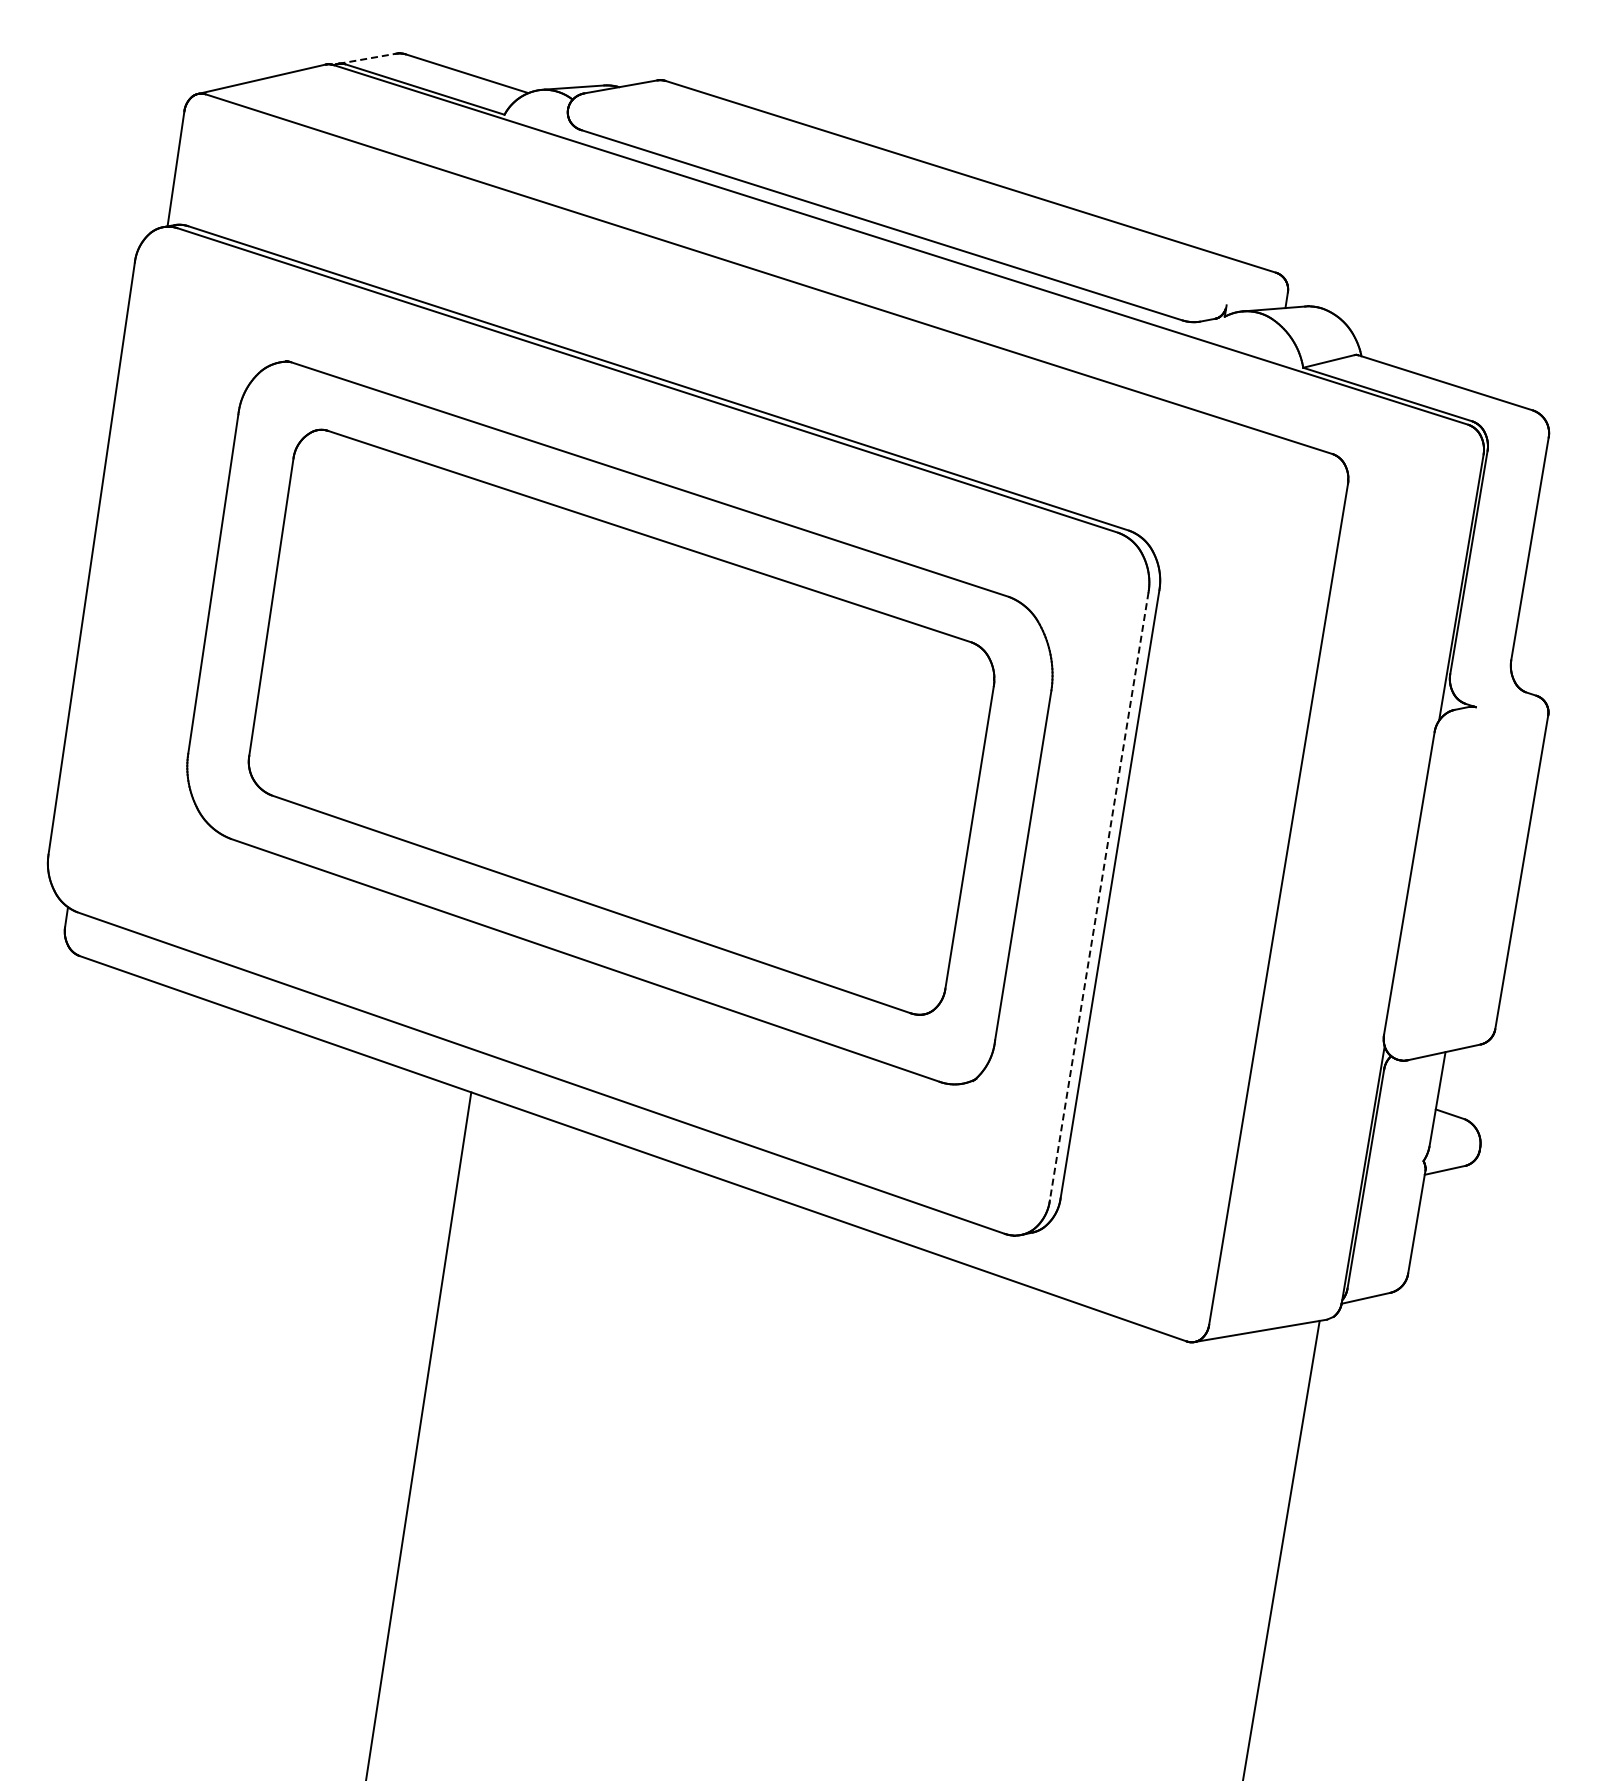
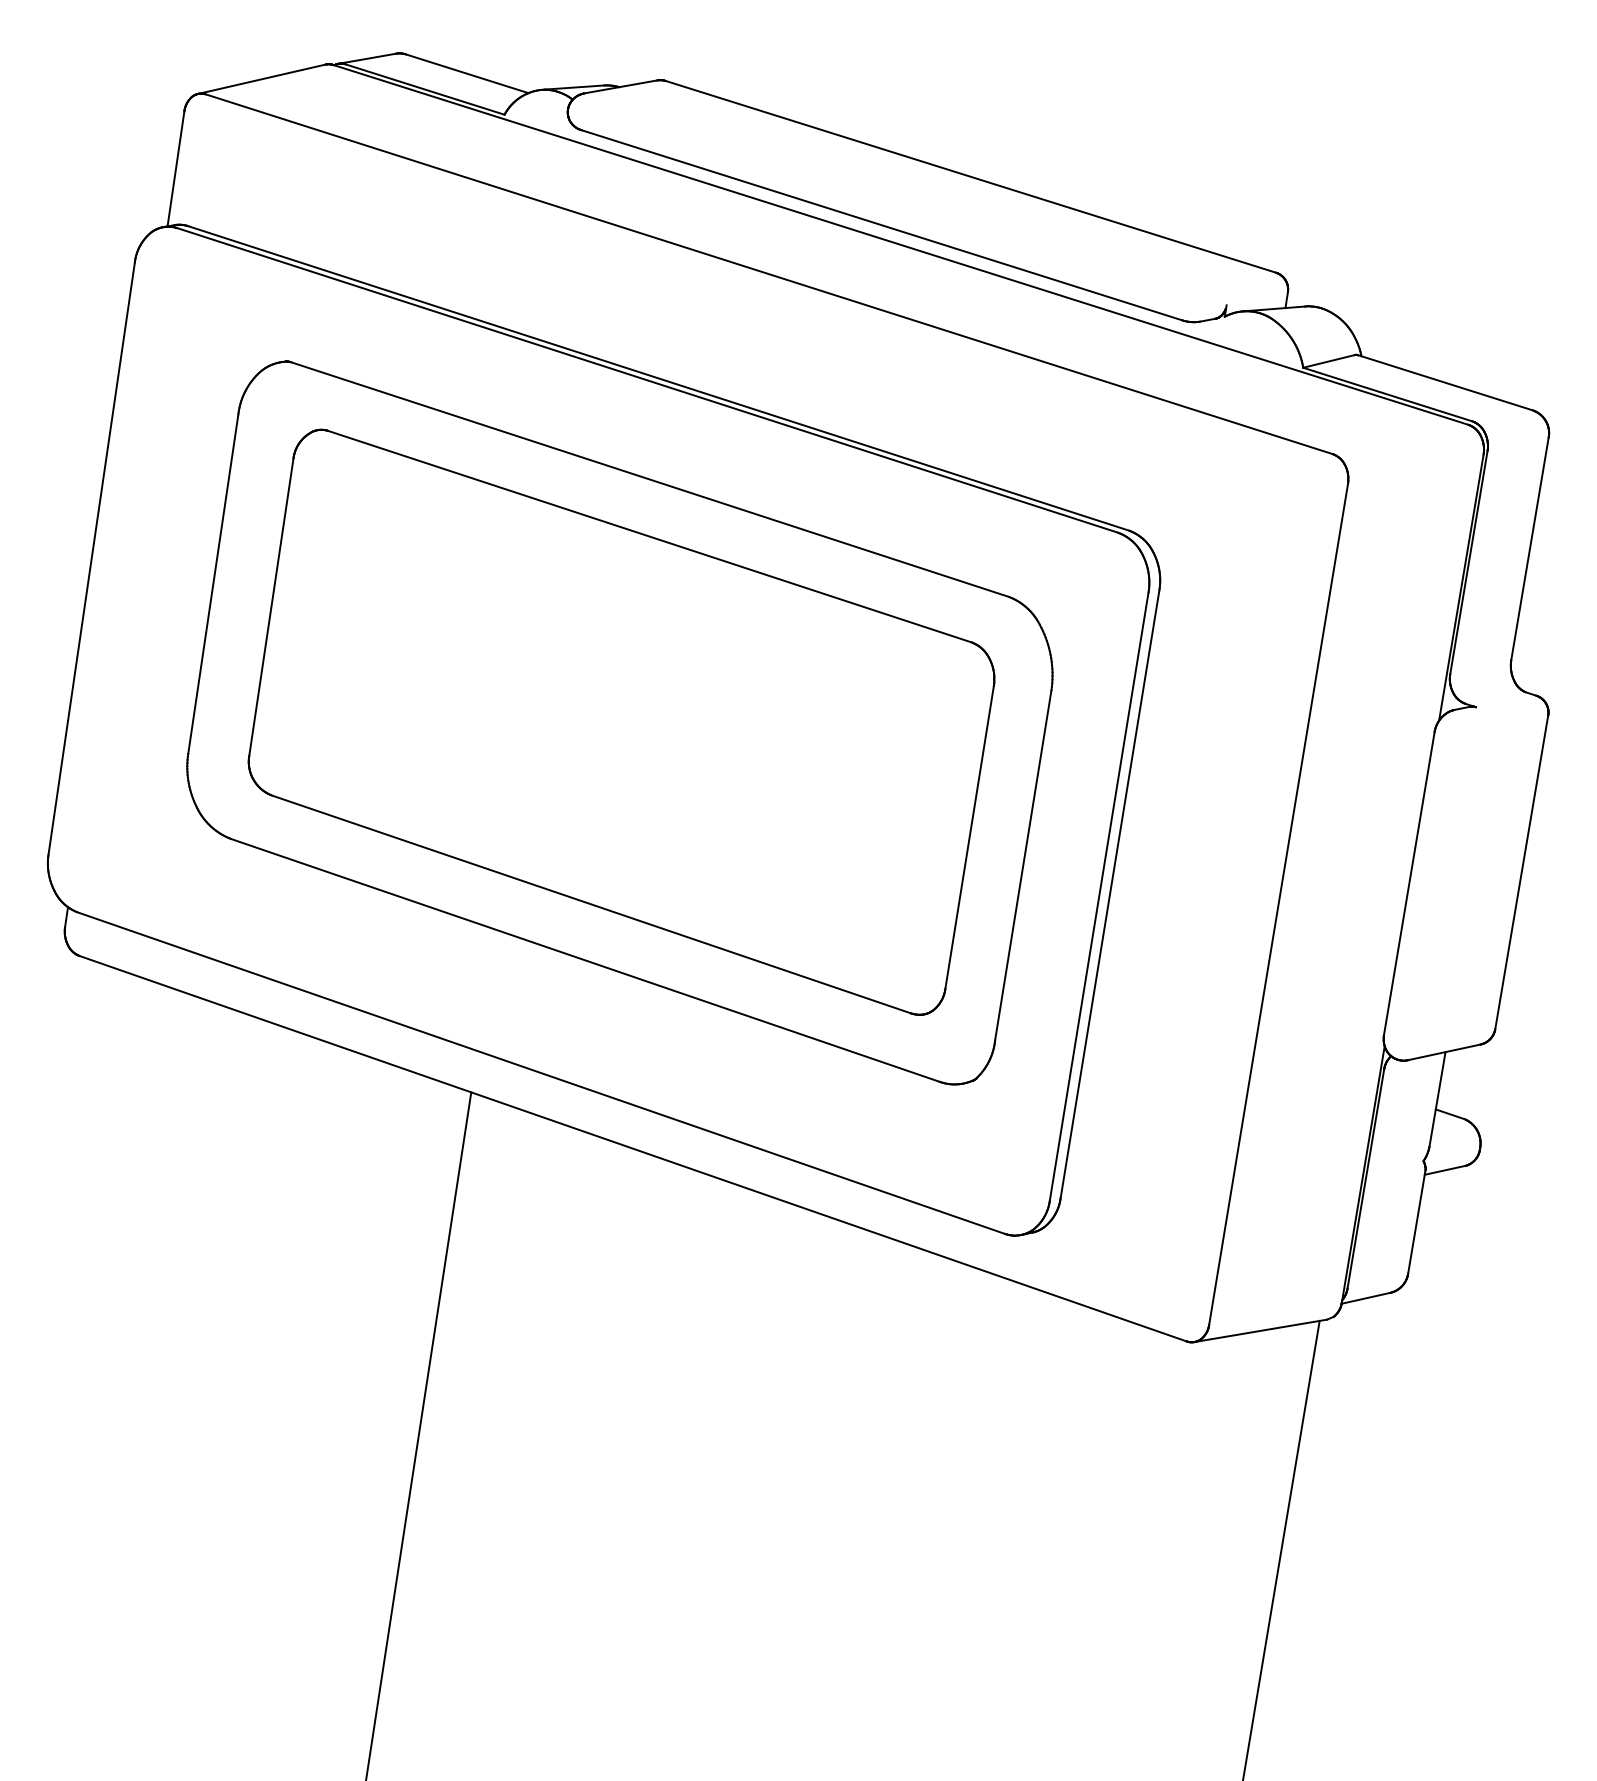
line: dashed -> solid (367, 58)
line: dashed -> solid (1099, 896)
